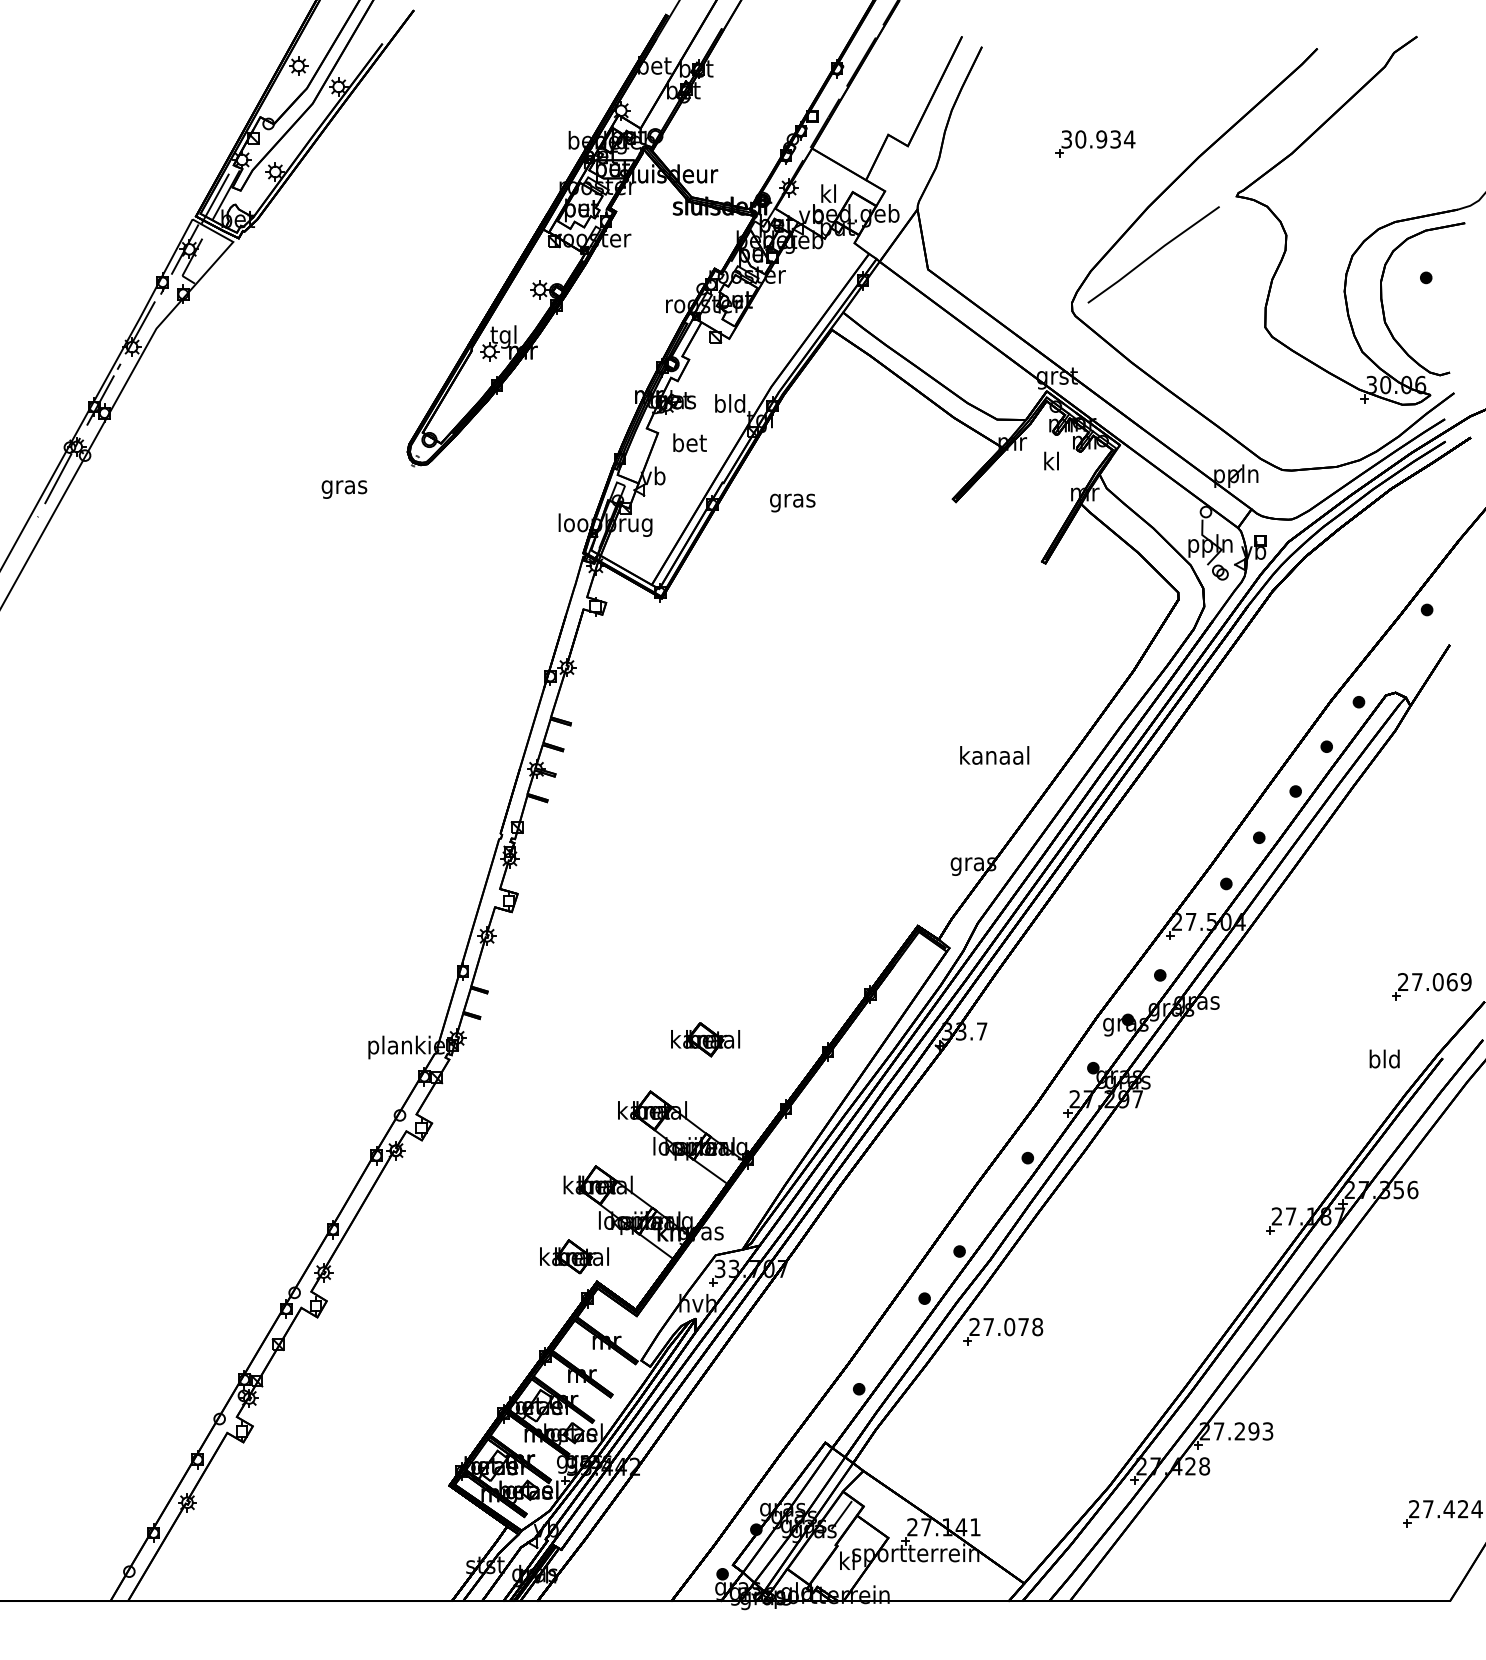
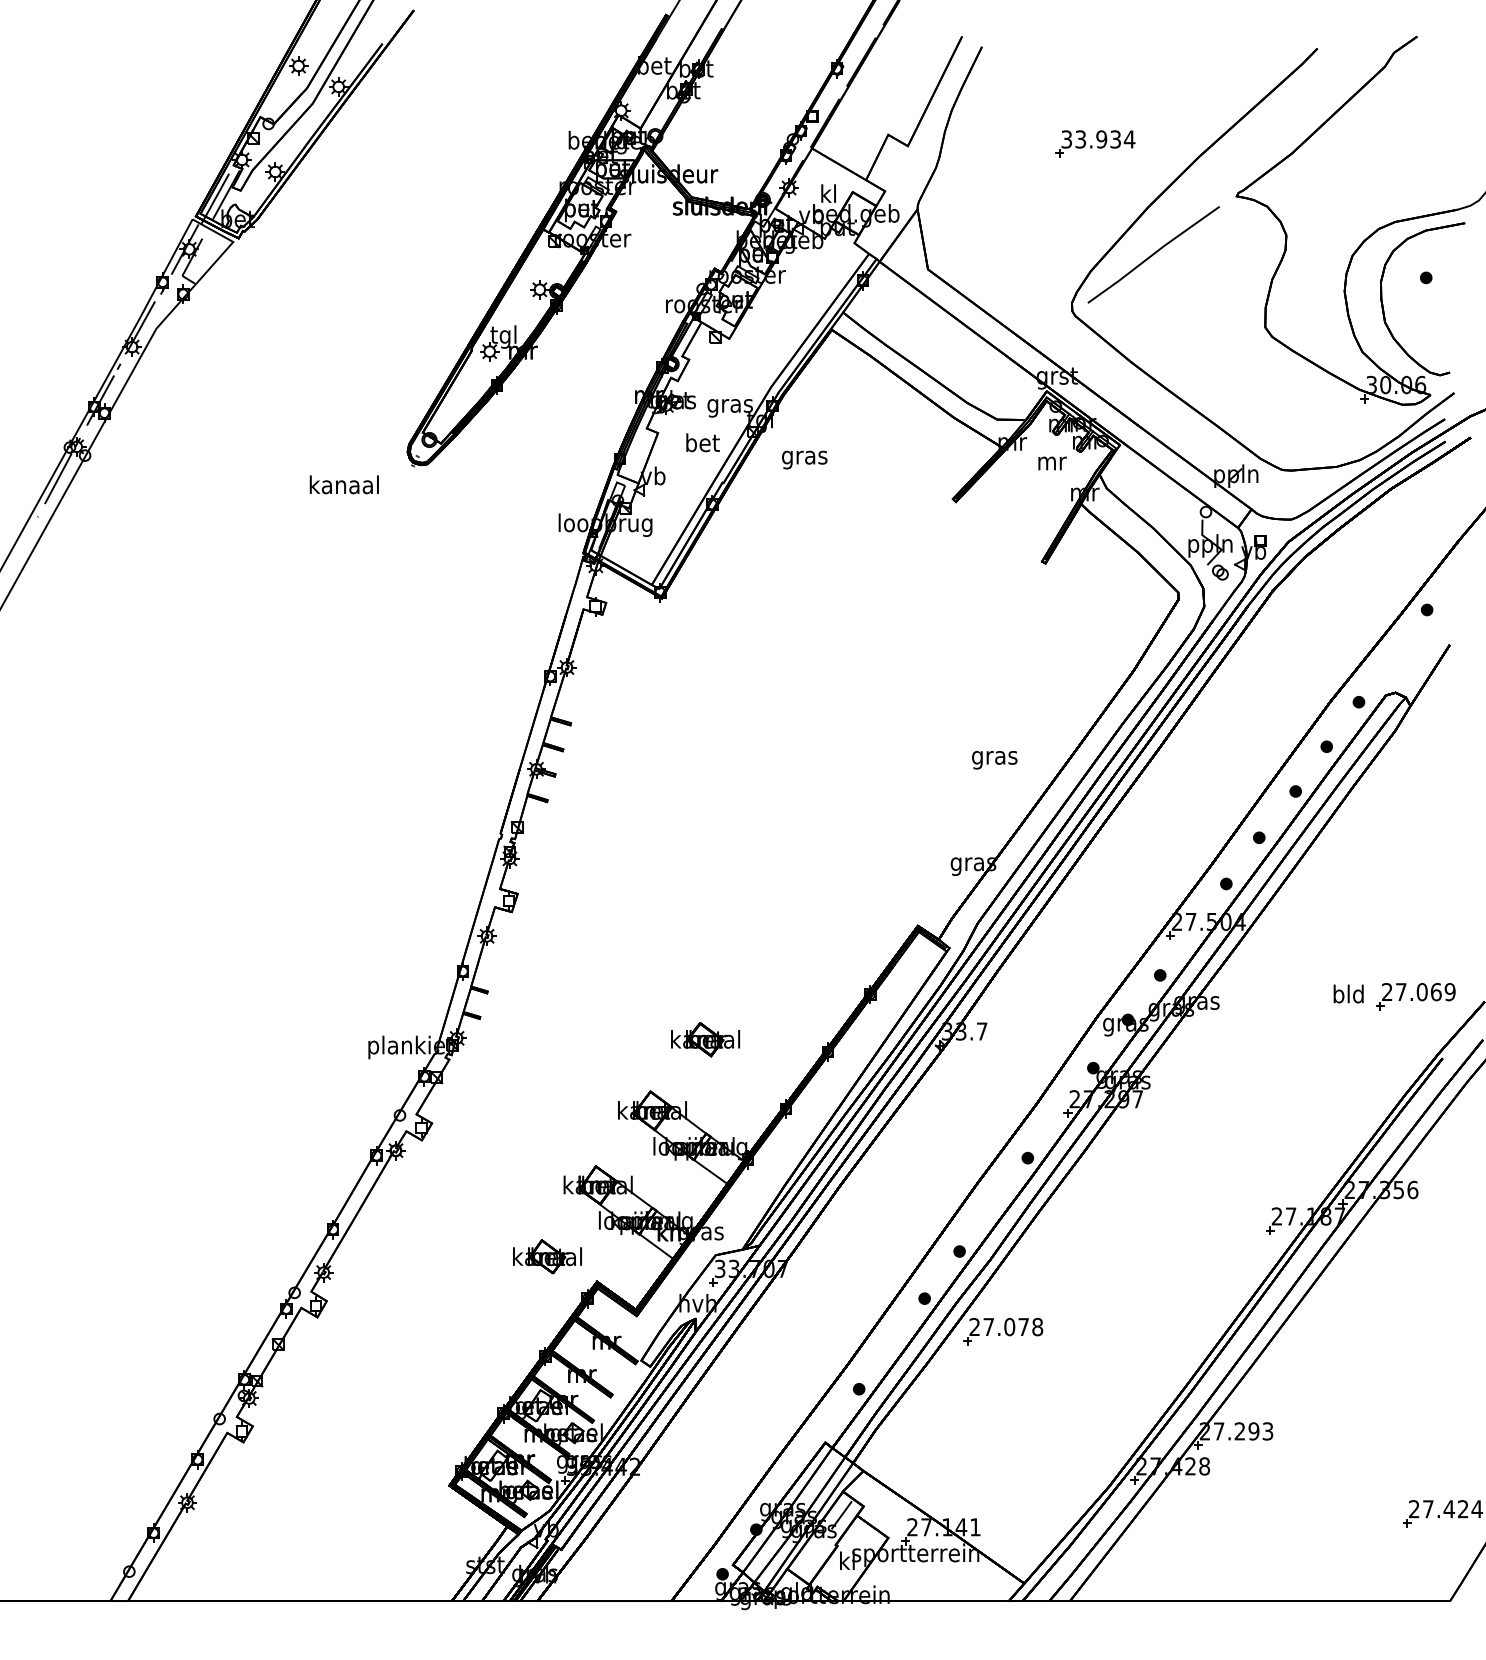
text: 30.934 -> 33.934 (1080, 139)
text: bld -> gras (729, 405)
text position: (689, 442) -> (702, 442) (702, 442)
text: kl -> mr (1052, 460)
text: gras -> kanaal (343, 486)
text position: (792, 502) -> (804, 459) (804, 459)
text: kanaal -> gras (994, 757)
part position: (1431, 986) -> (1415, 996) (1415, 996)
text position: (1384, 1058) -> (1348, 993) (1348, 993)
part position: (574, 1256) -> (547, 1256) (547, 1256)
